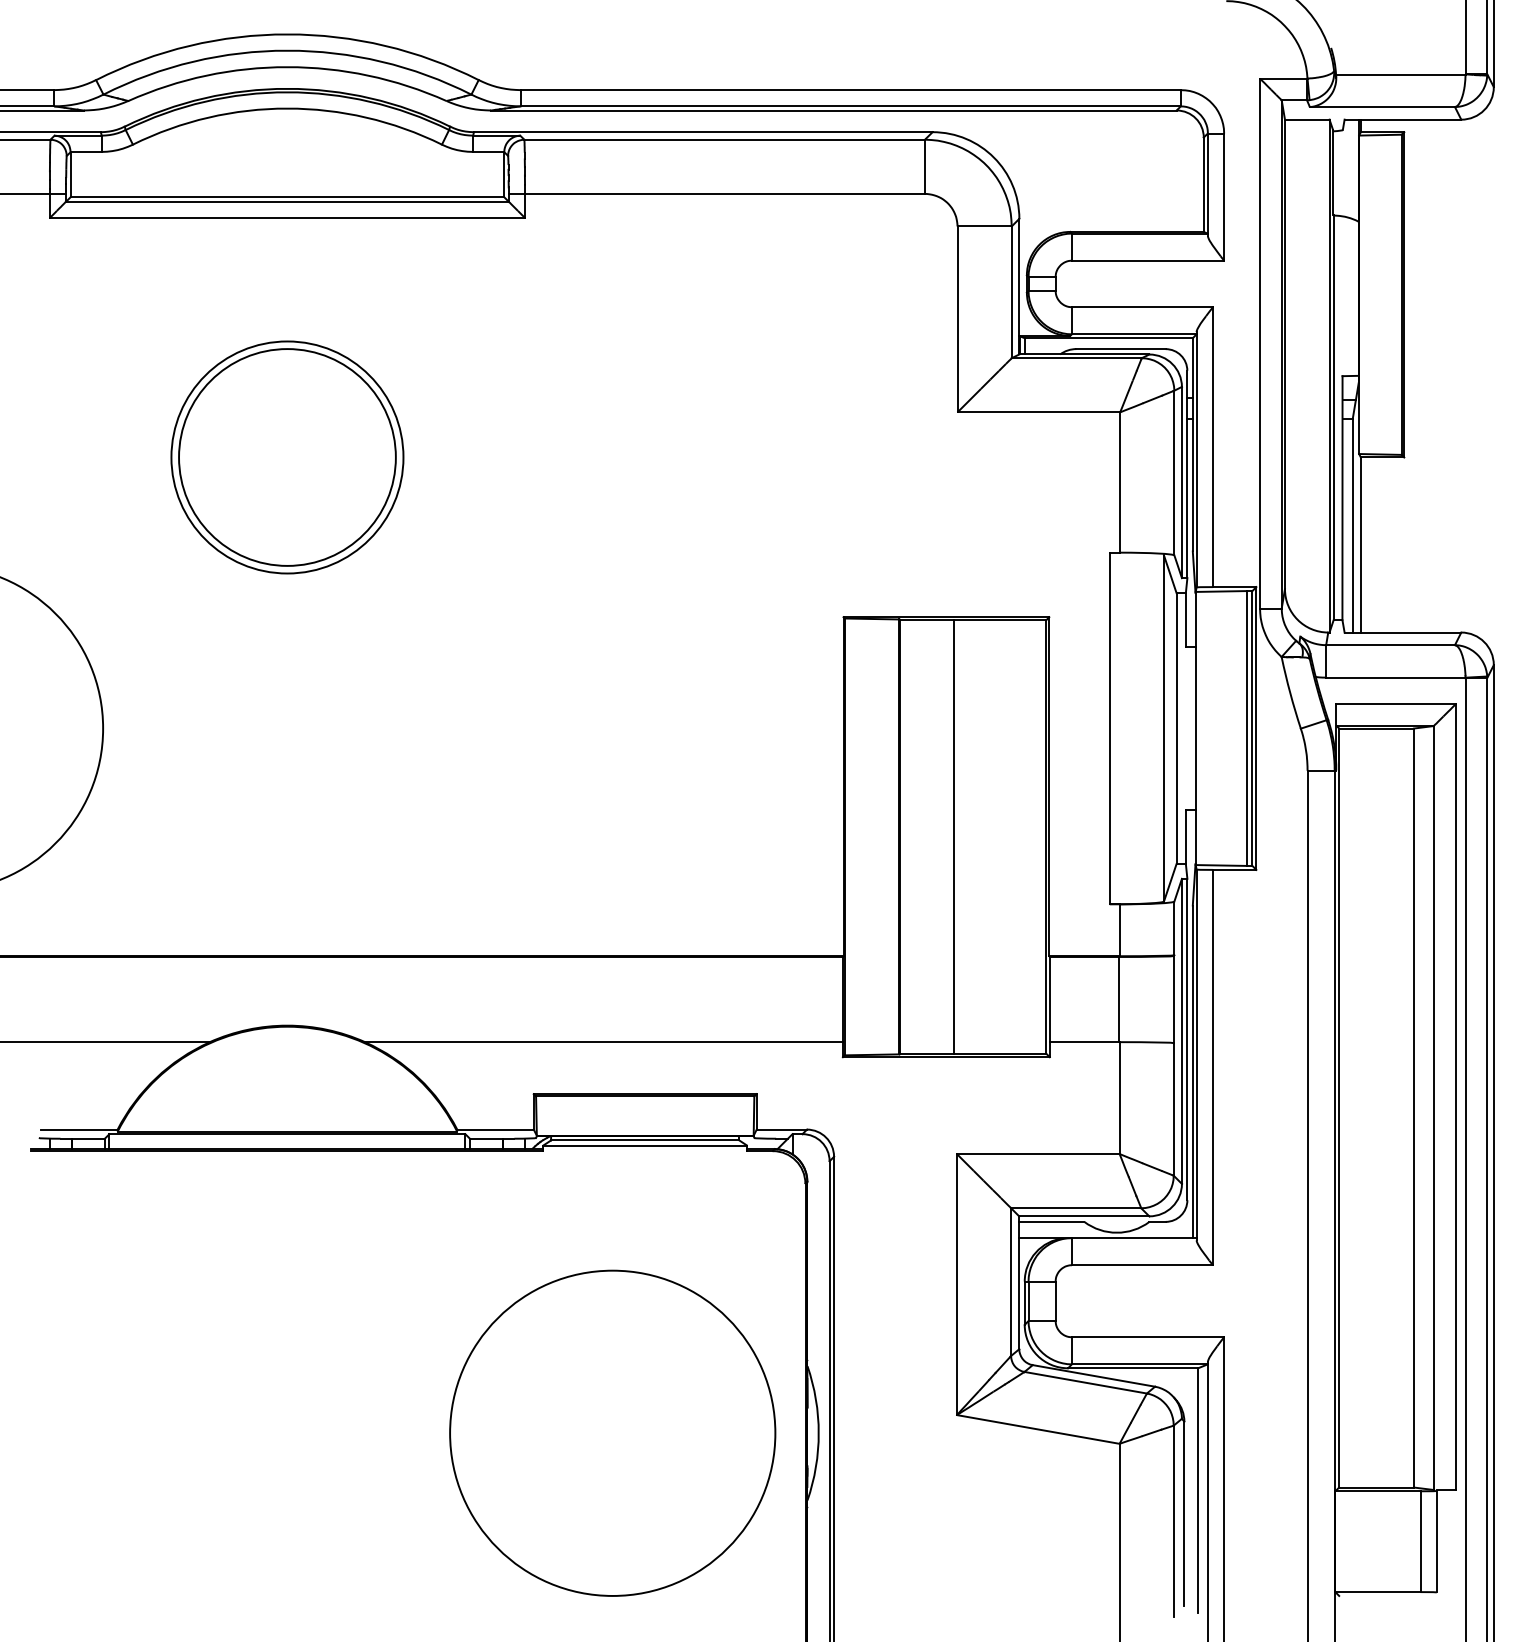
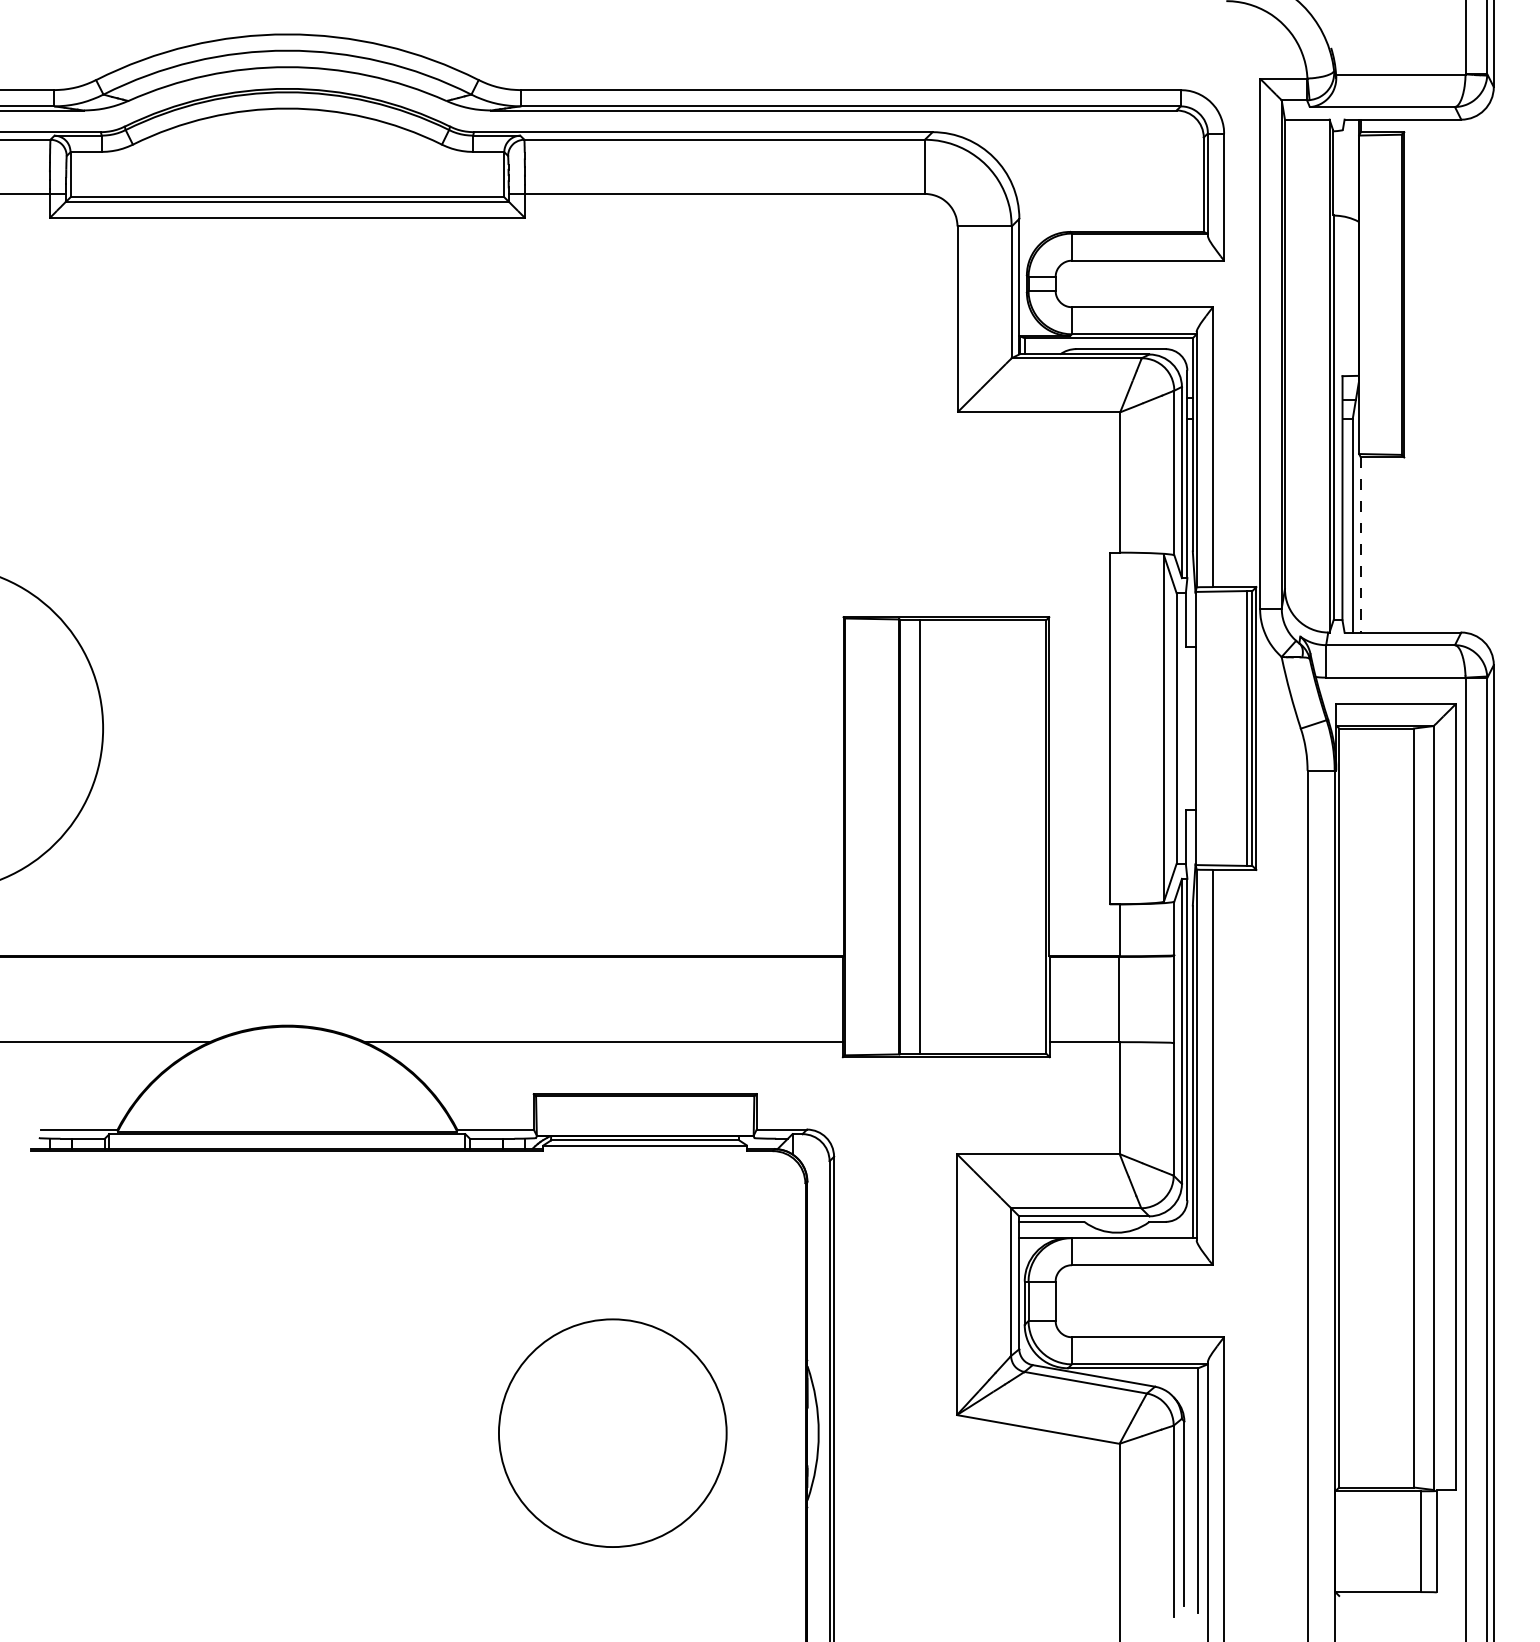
part: present -> none (287, 457)
line: solid -> dashed (1360, 545)
line position: (953, 836) -> (919, 836) (919, 836)
circle size: 328x328 px -> 230x230 px (612, 1432)
